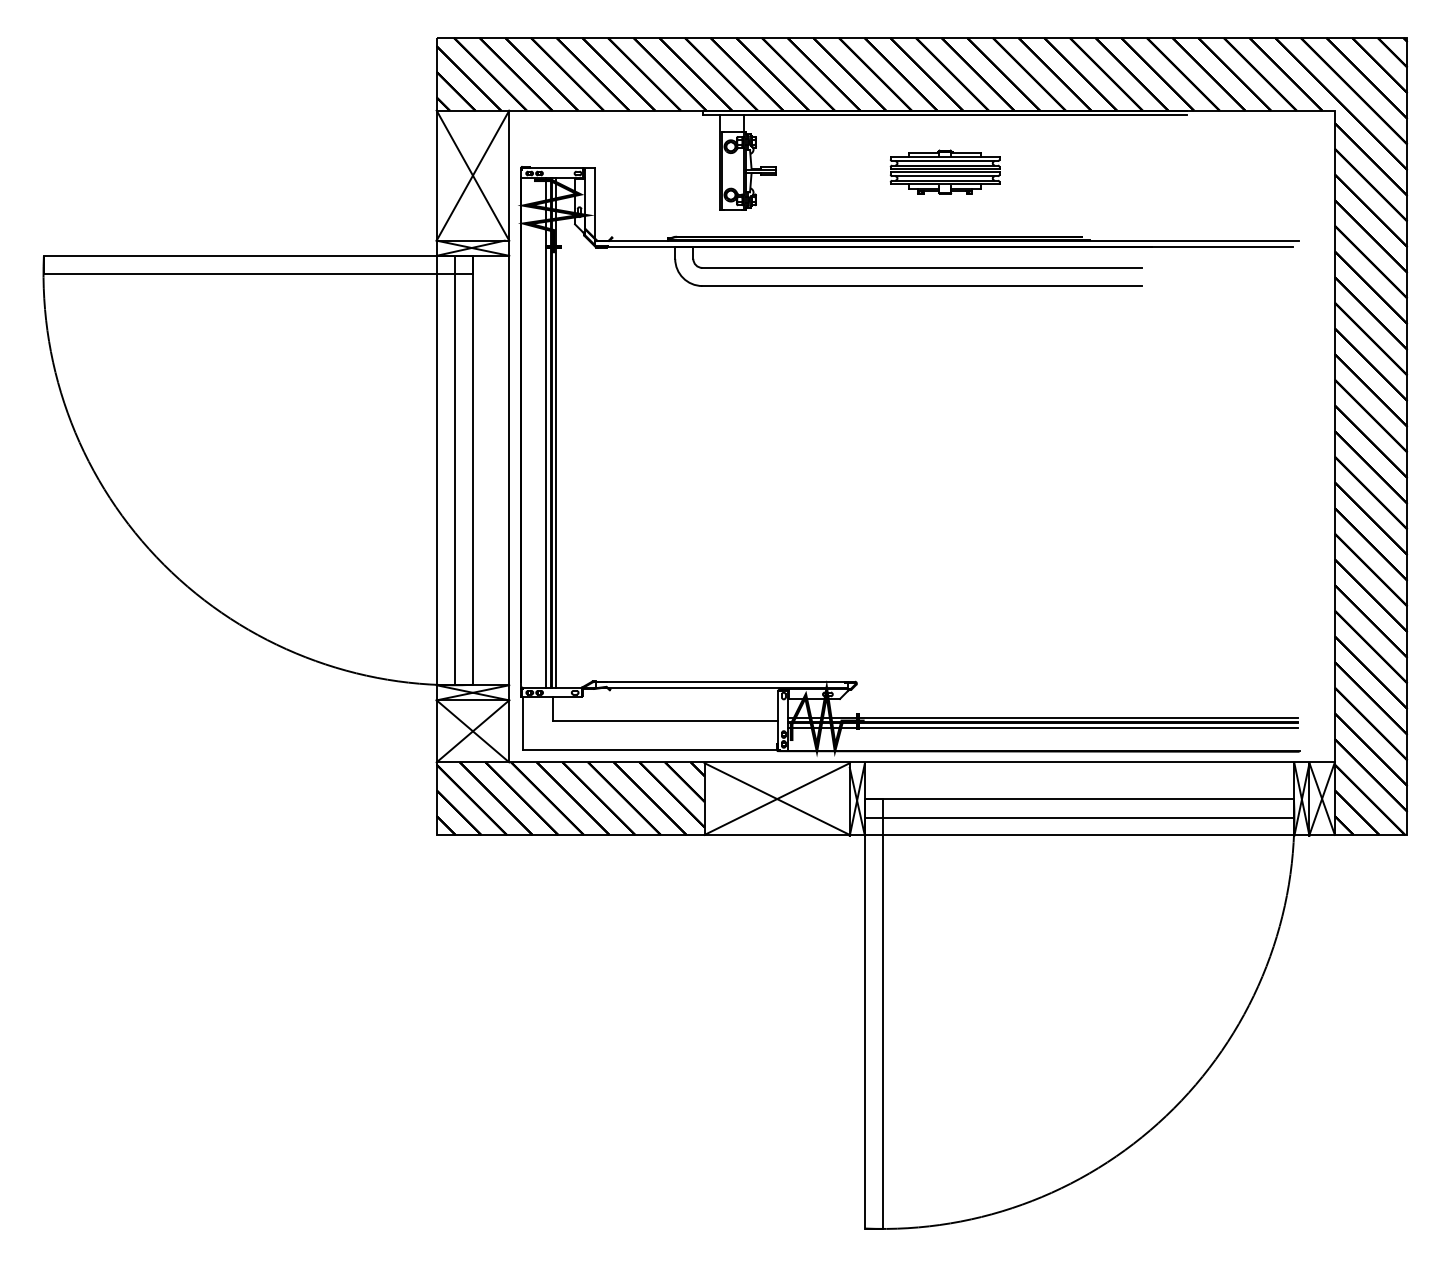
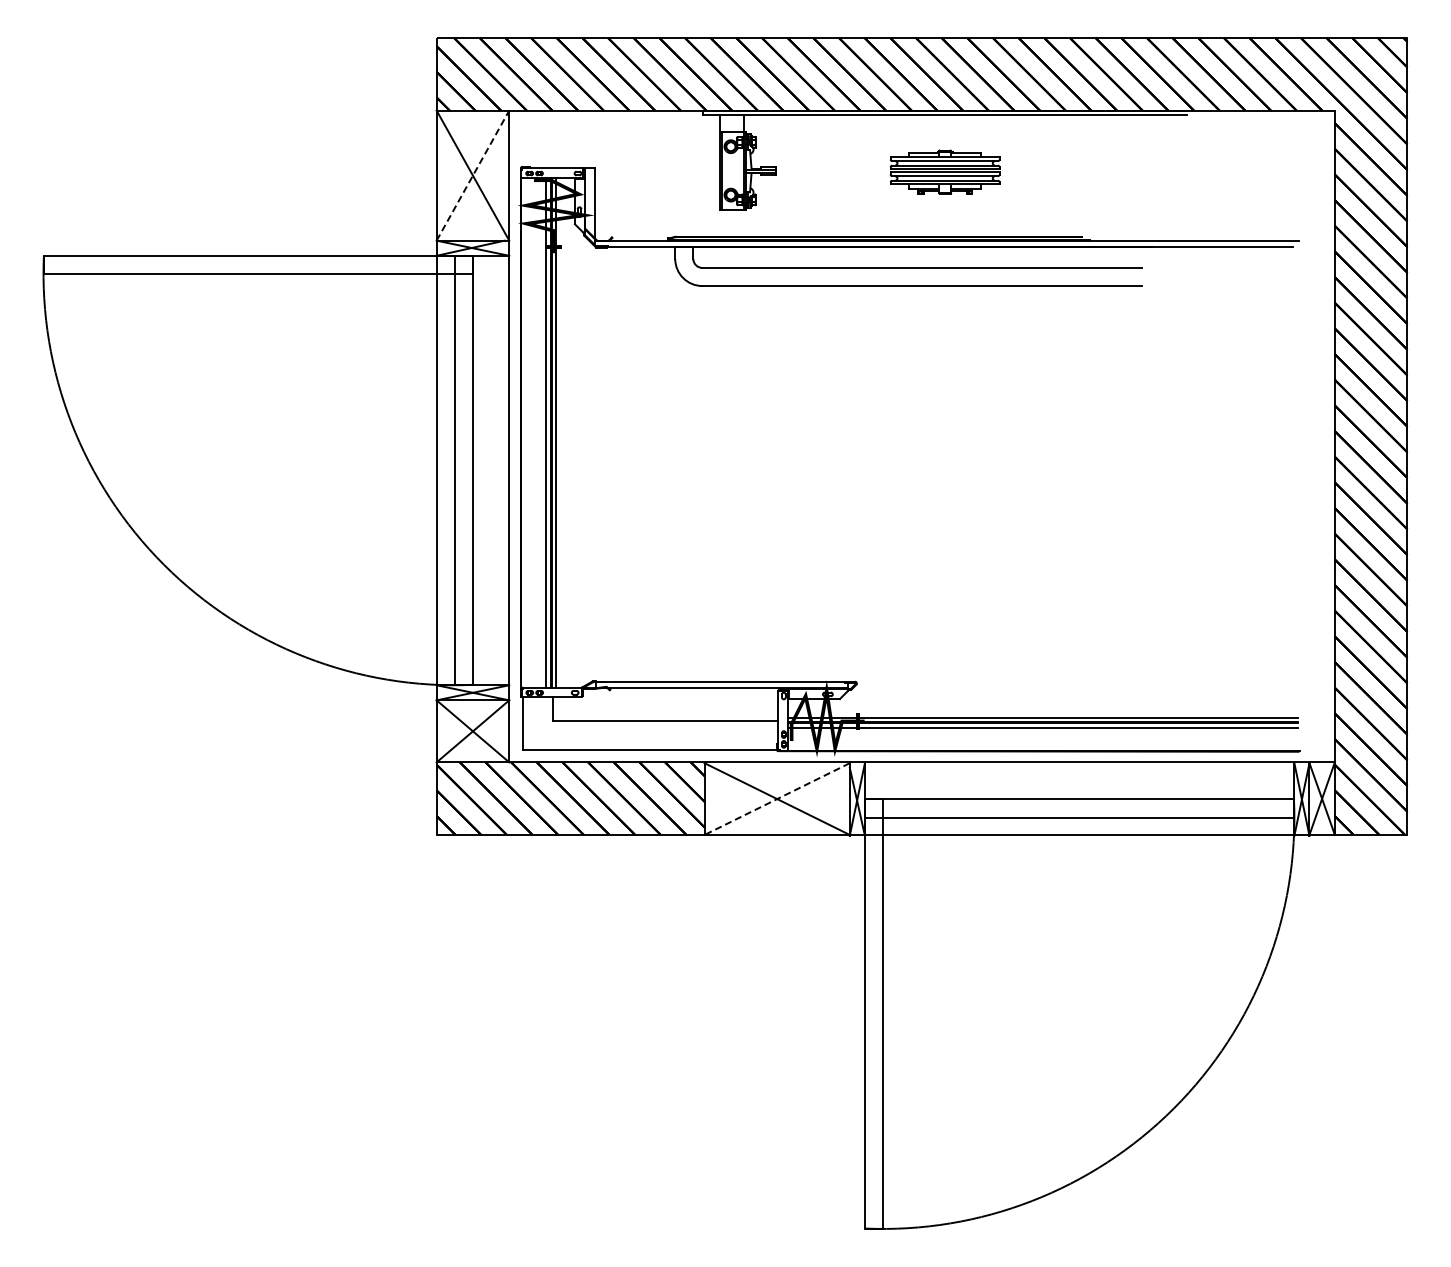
line: solid -> dashed (473, 175)
line: solid -> dashed (777, 799)
